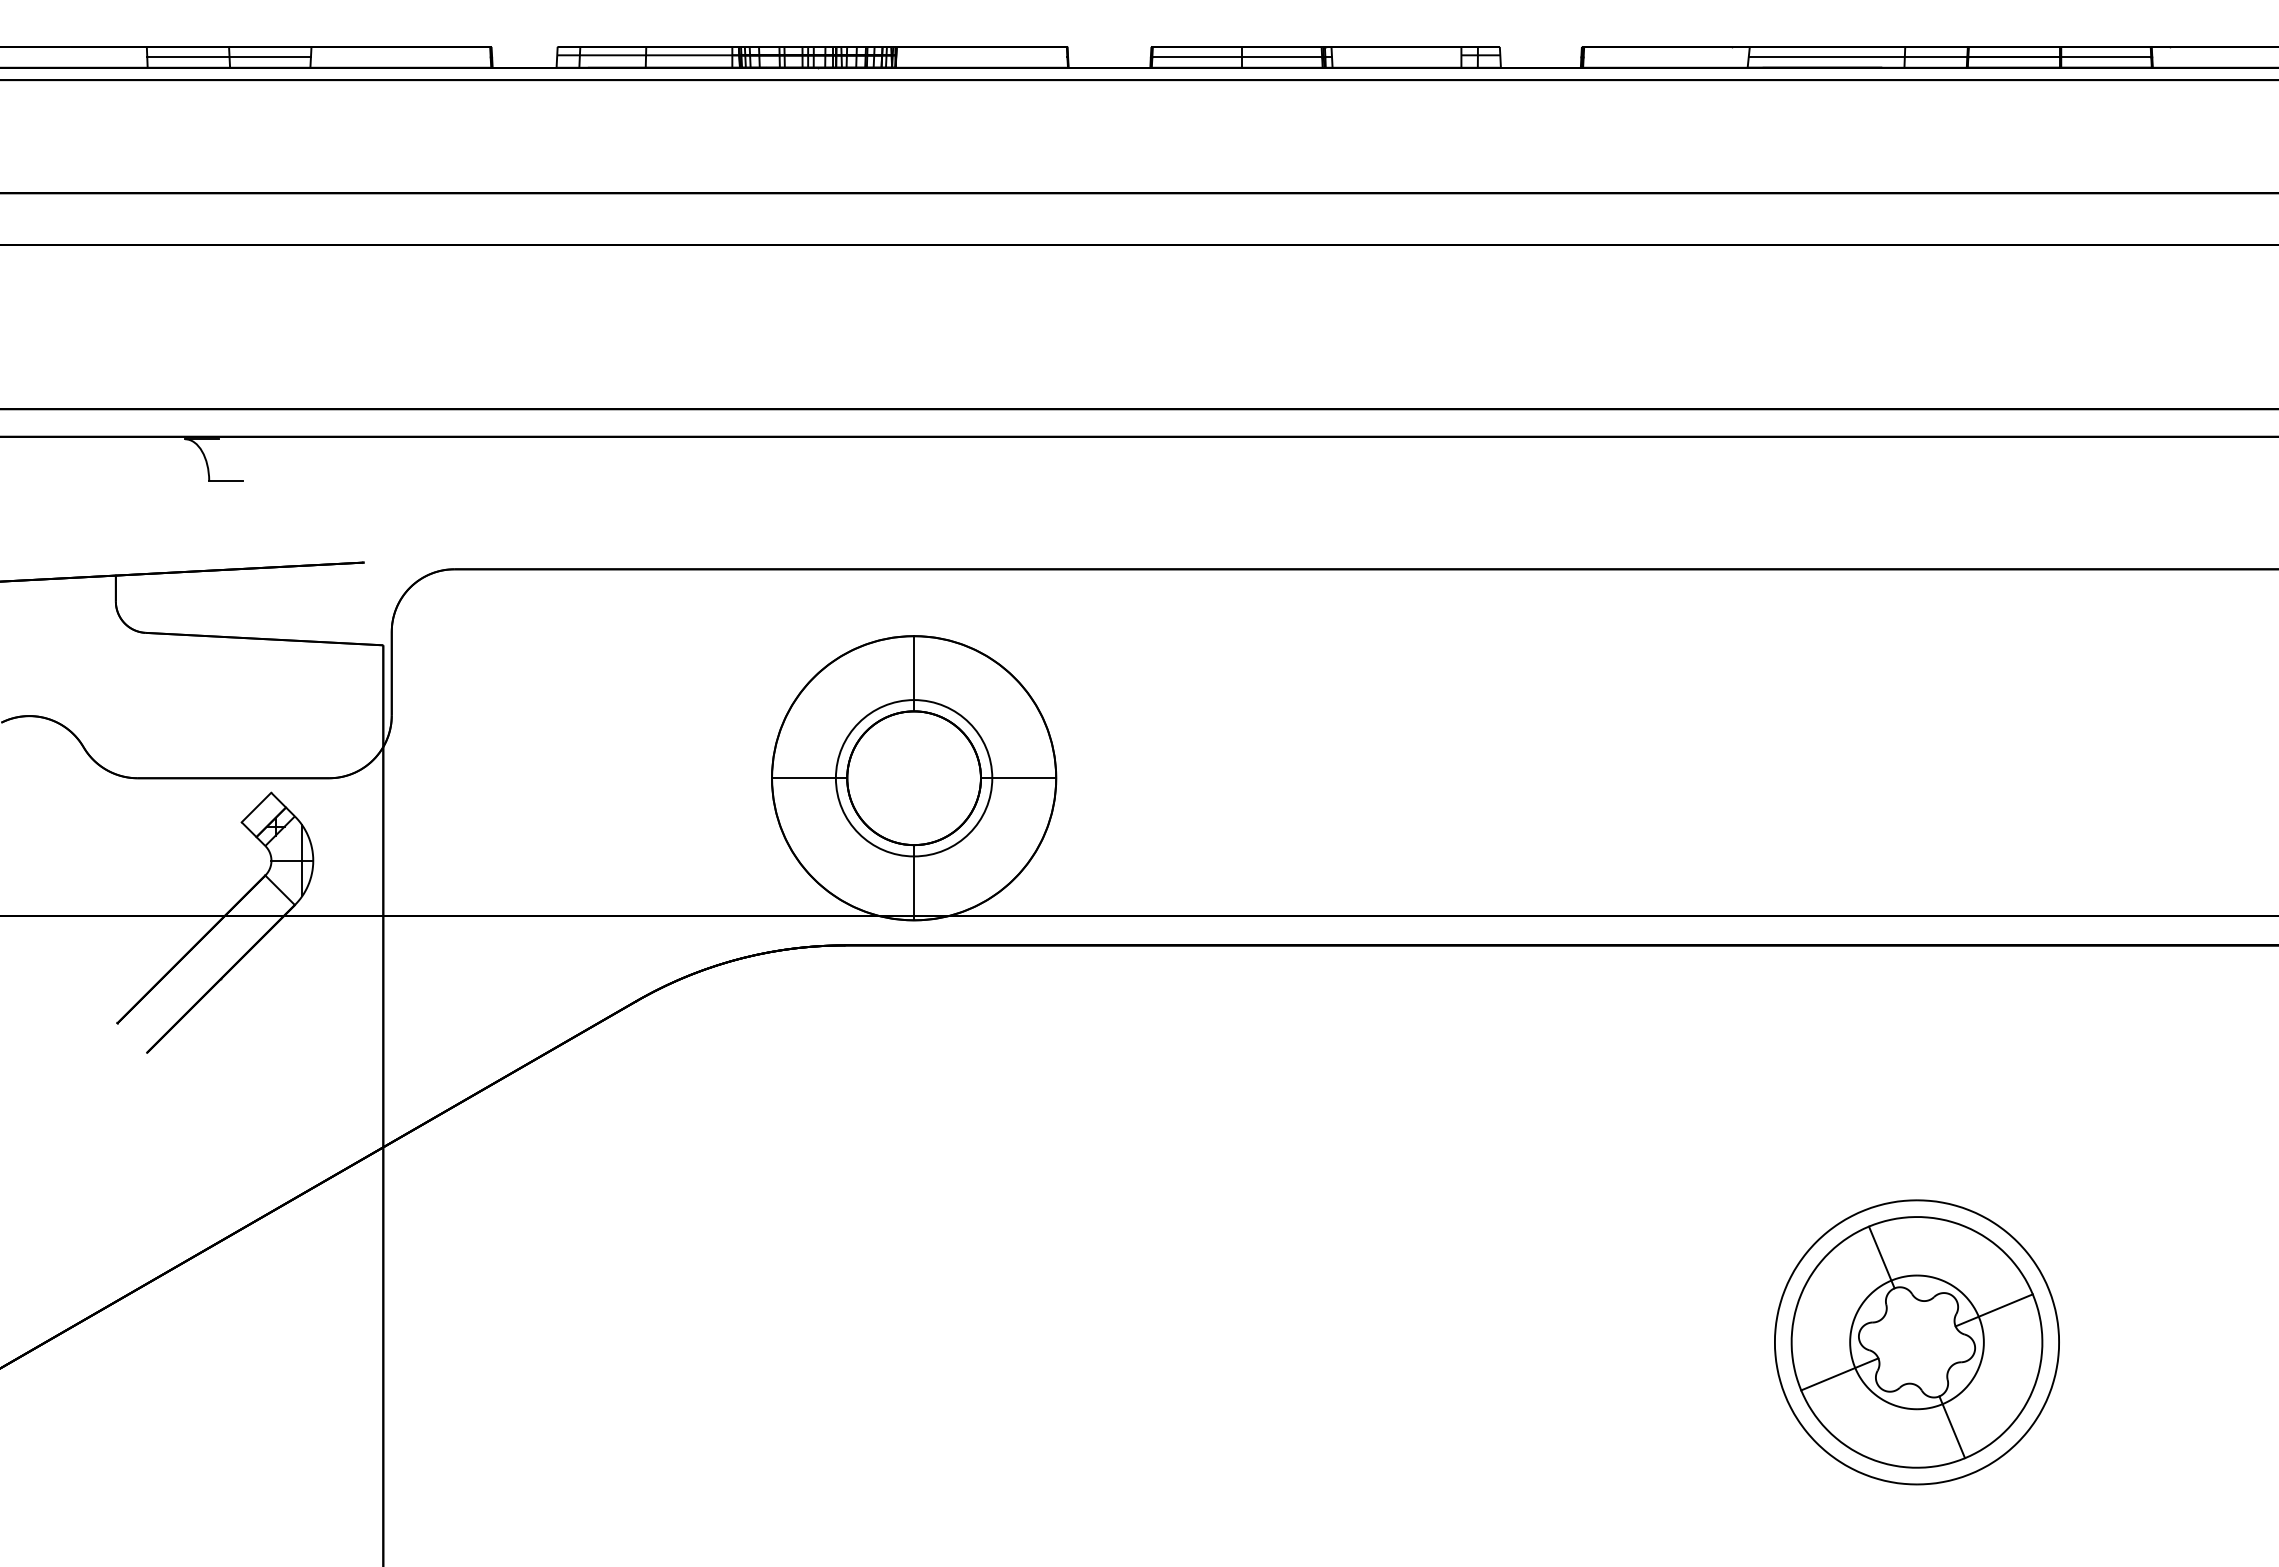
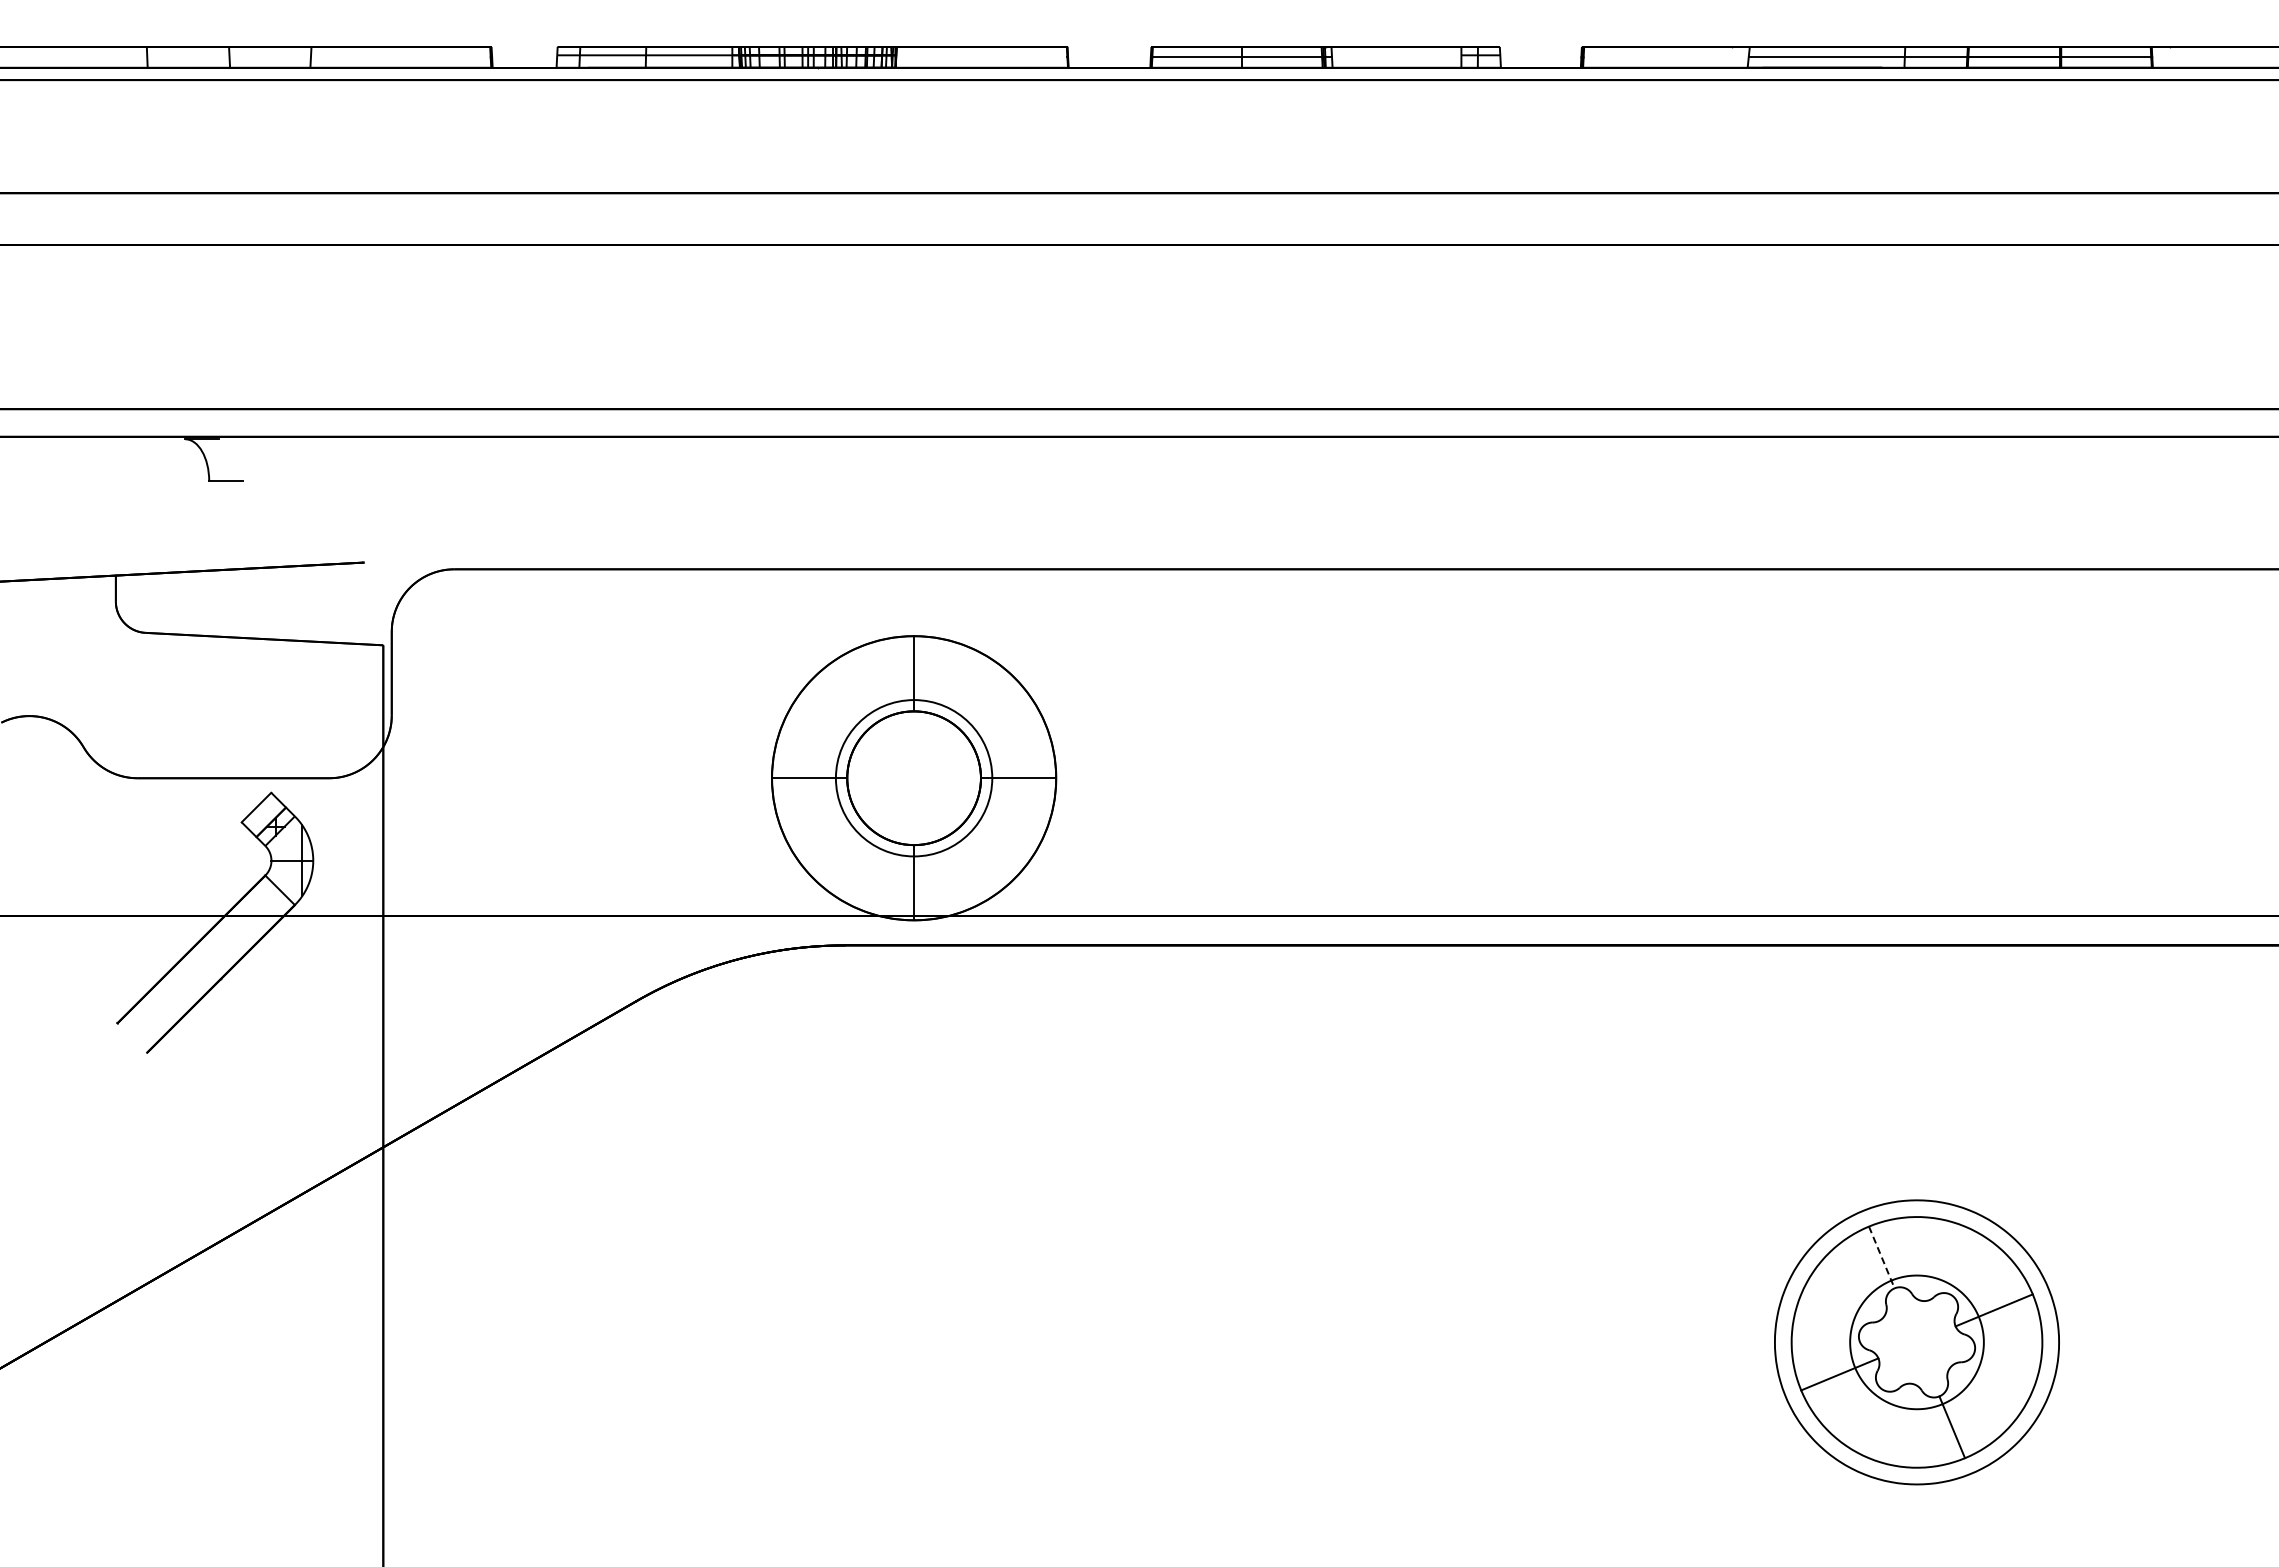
line: present -> none (228, 57)
line: solid -> dashed (1882, 1257)
